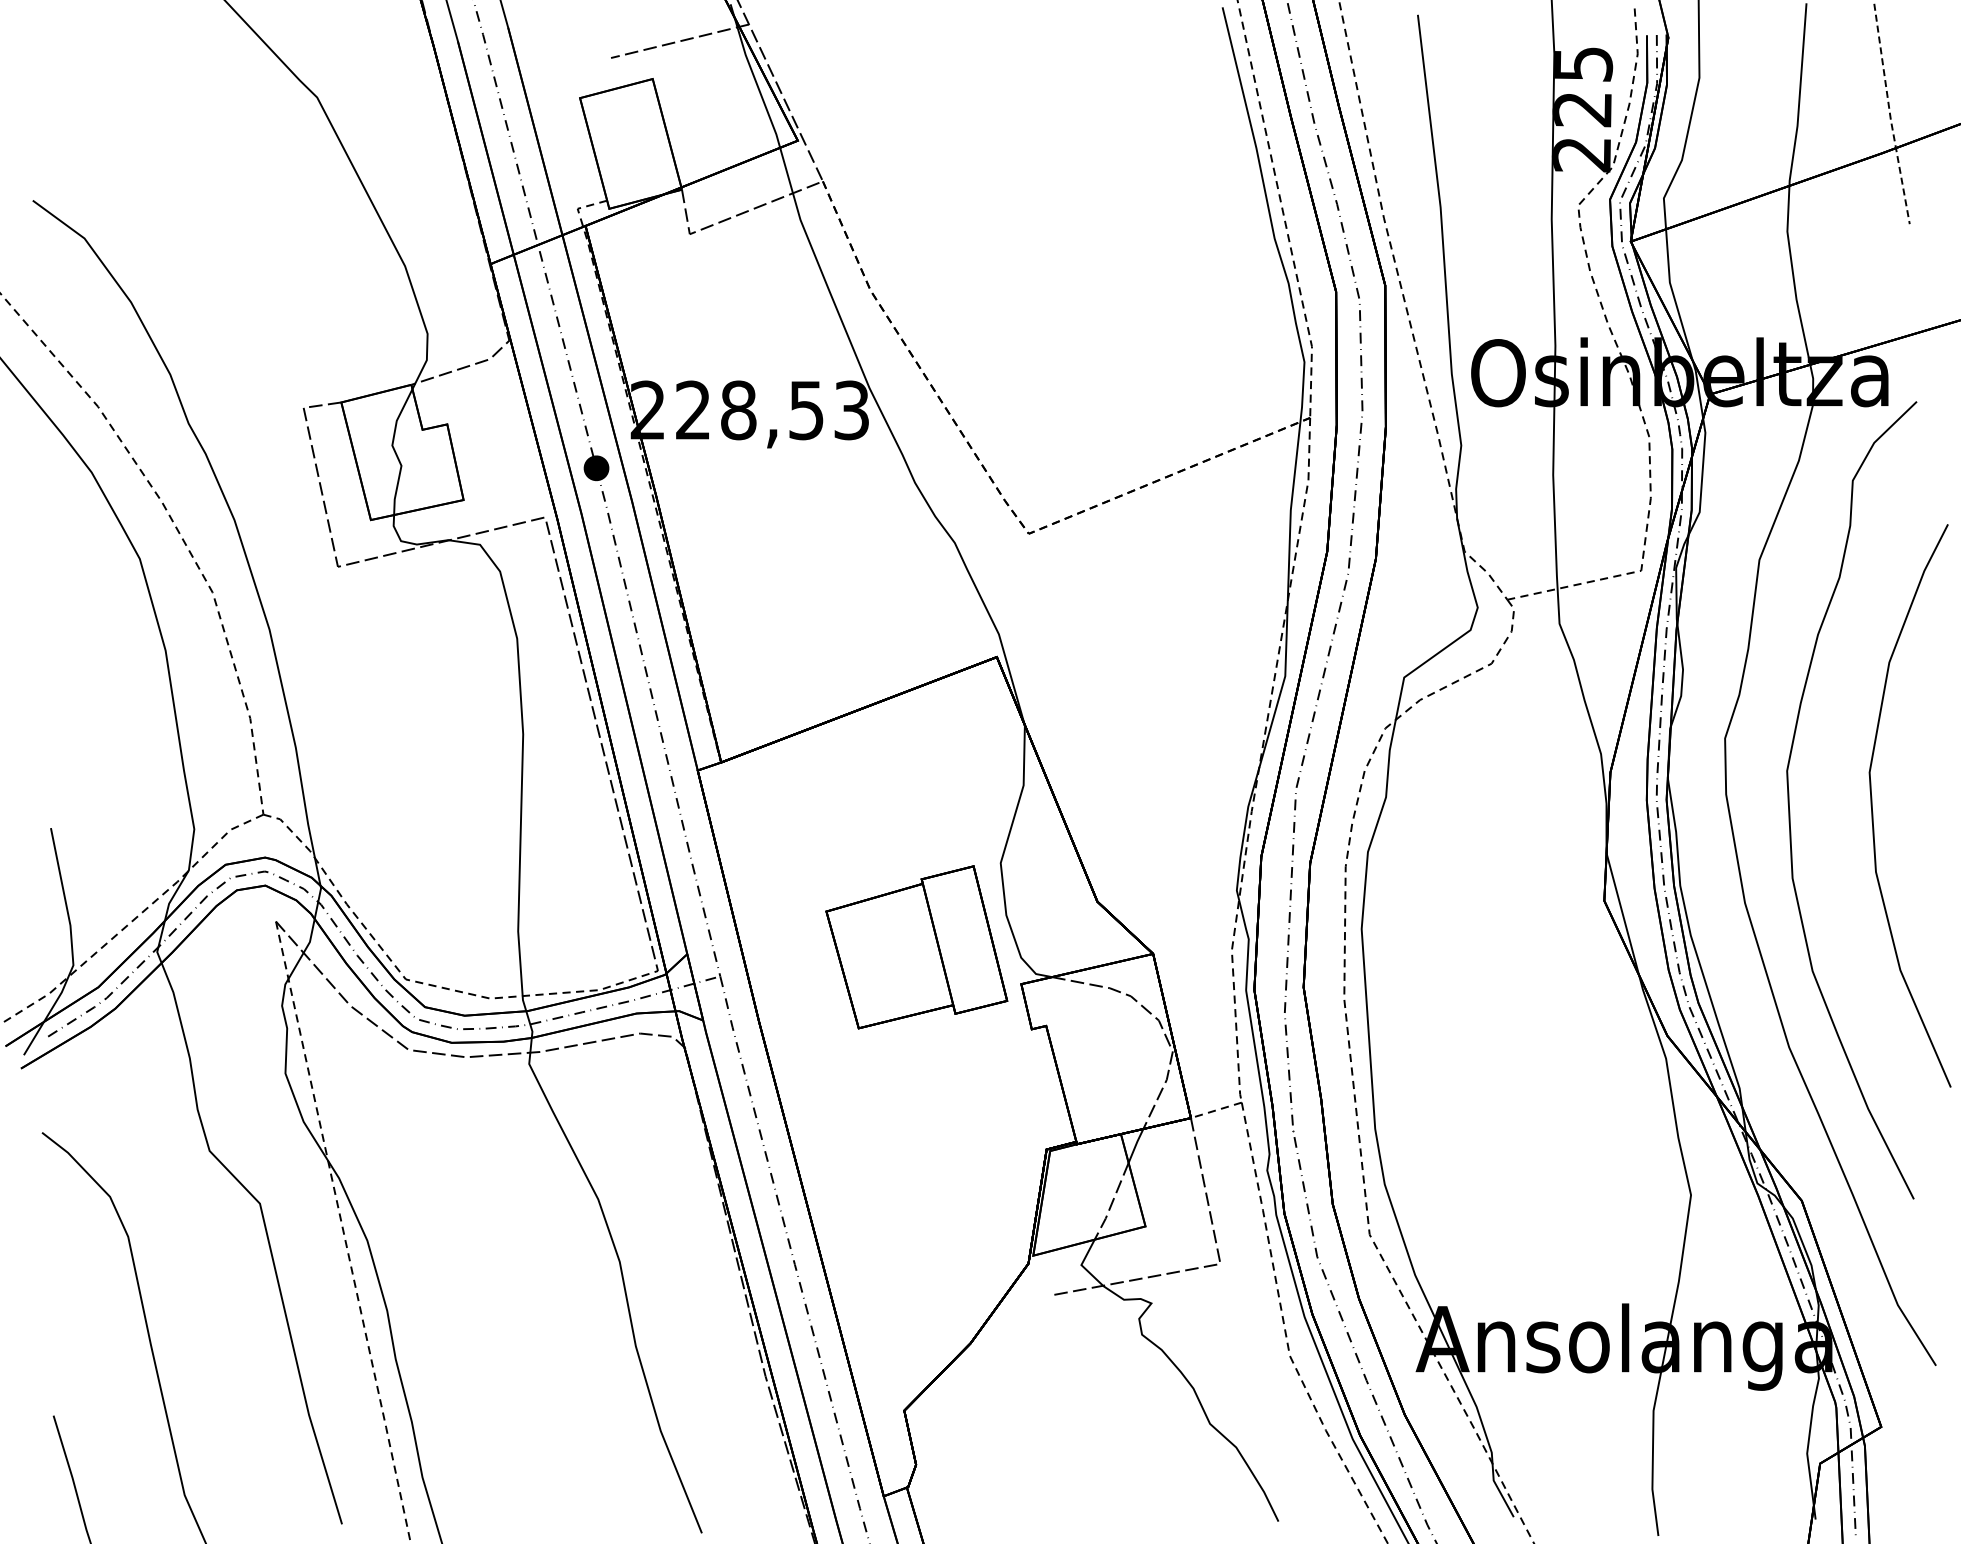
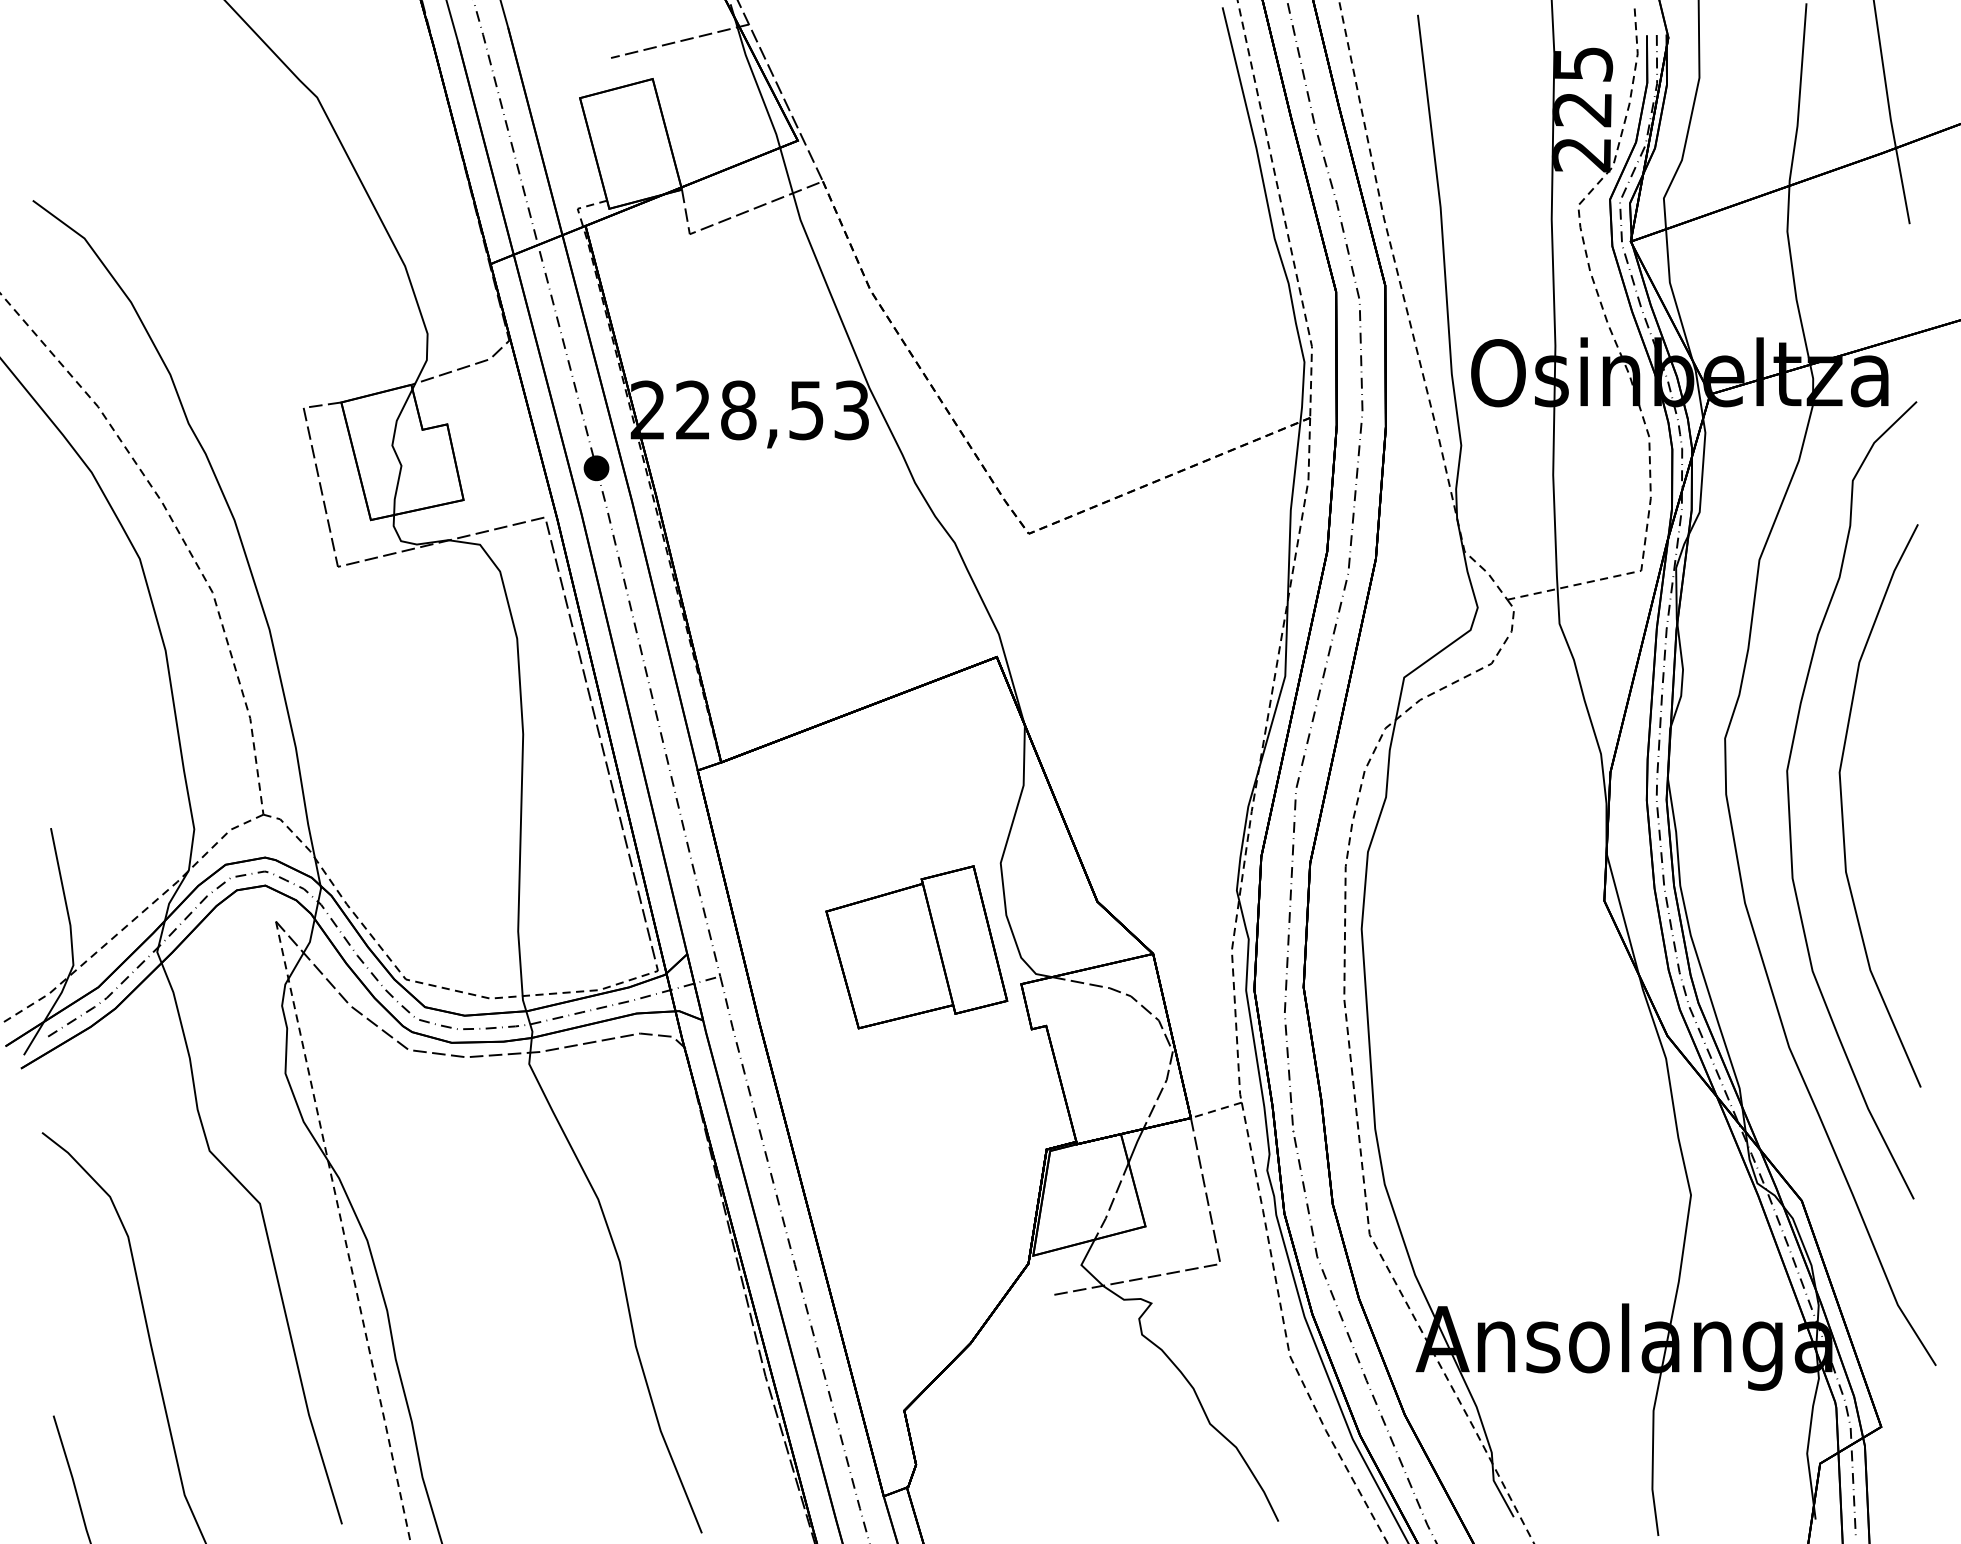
line: dashed -> solid (1889, 113)
curve position: (1873, 812) -> (1843, 812) (1843, 812)
